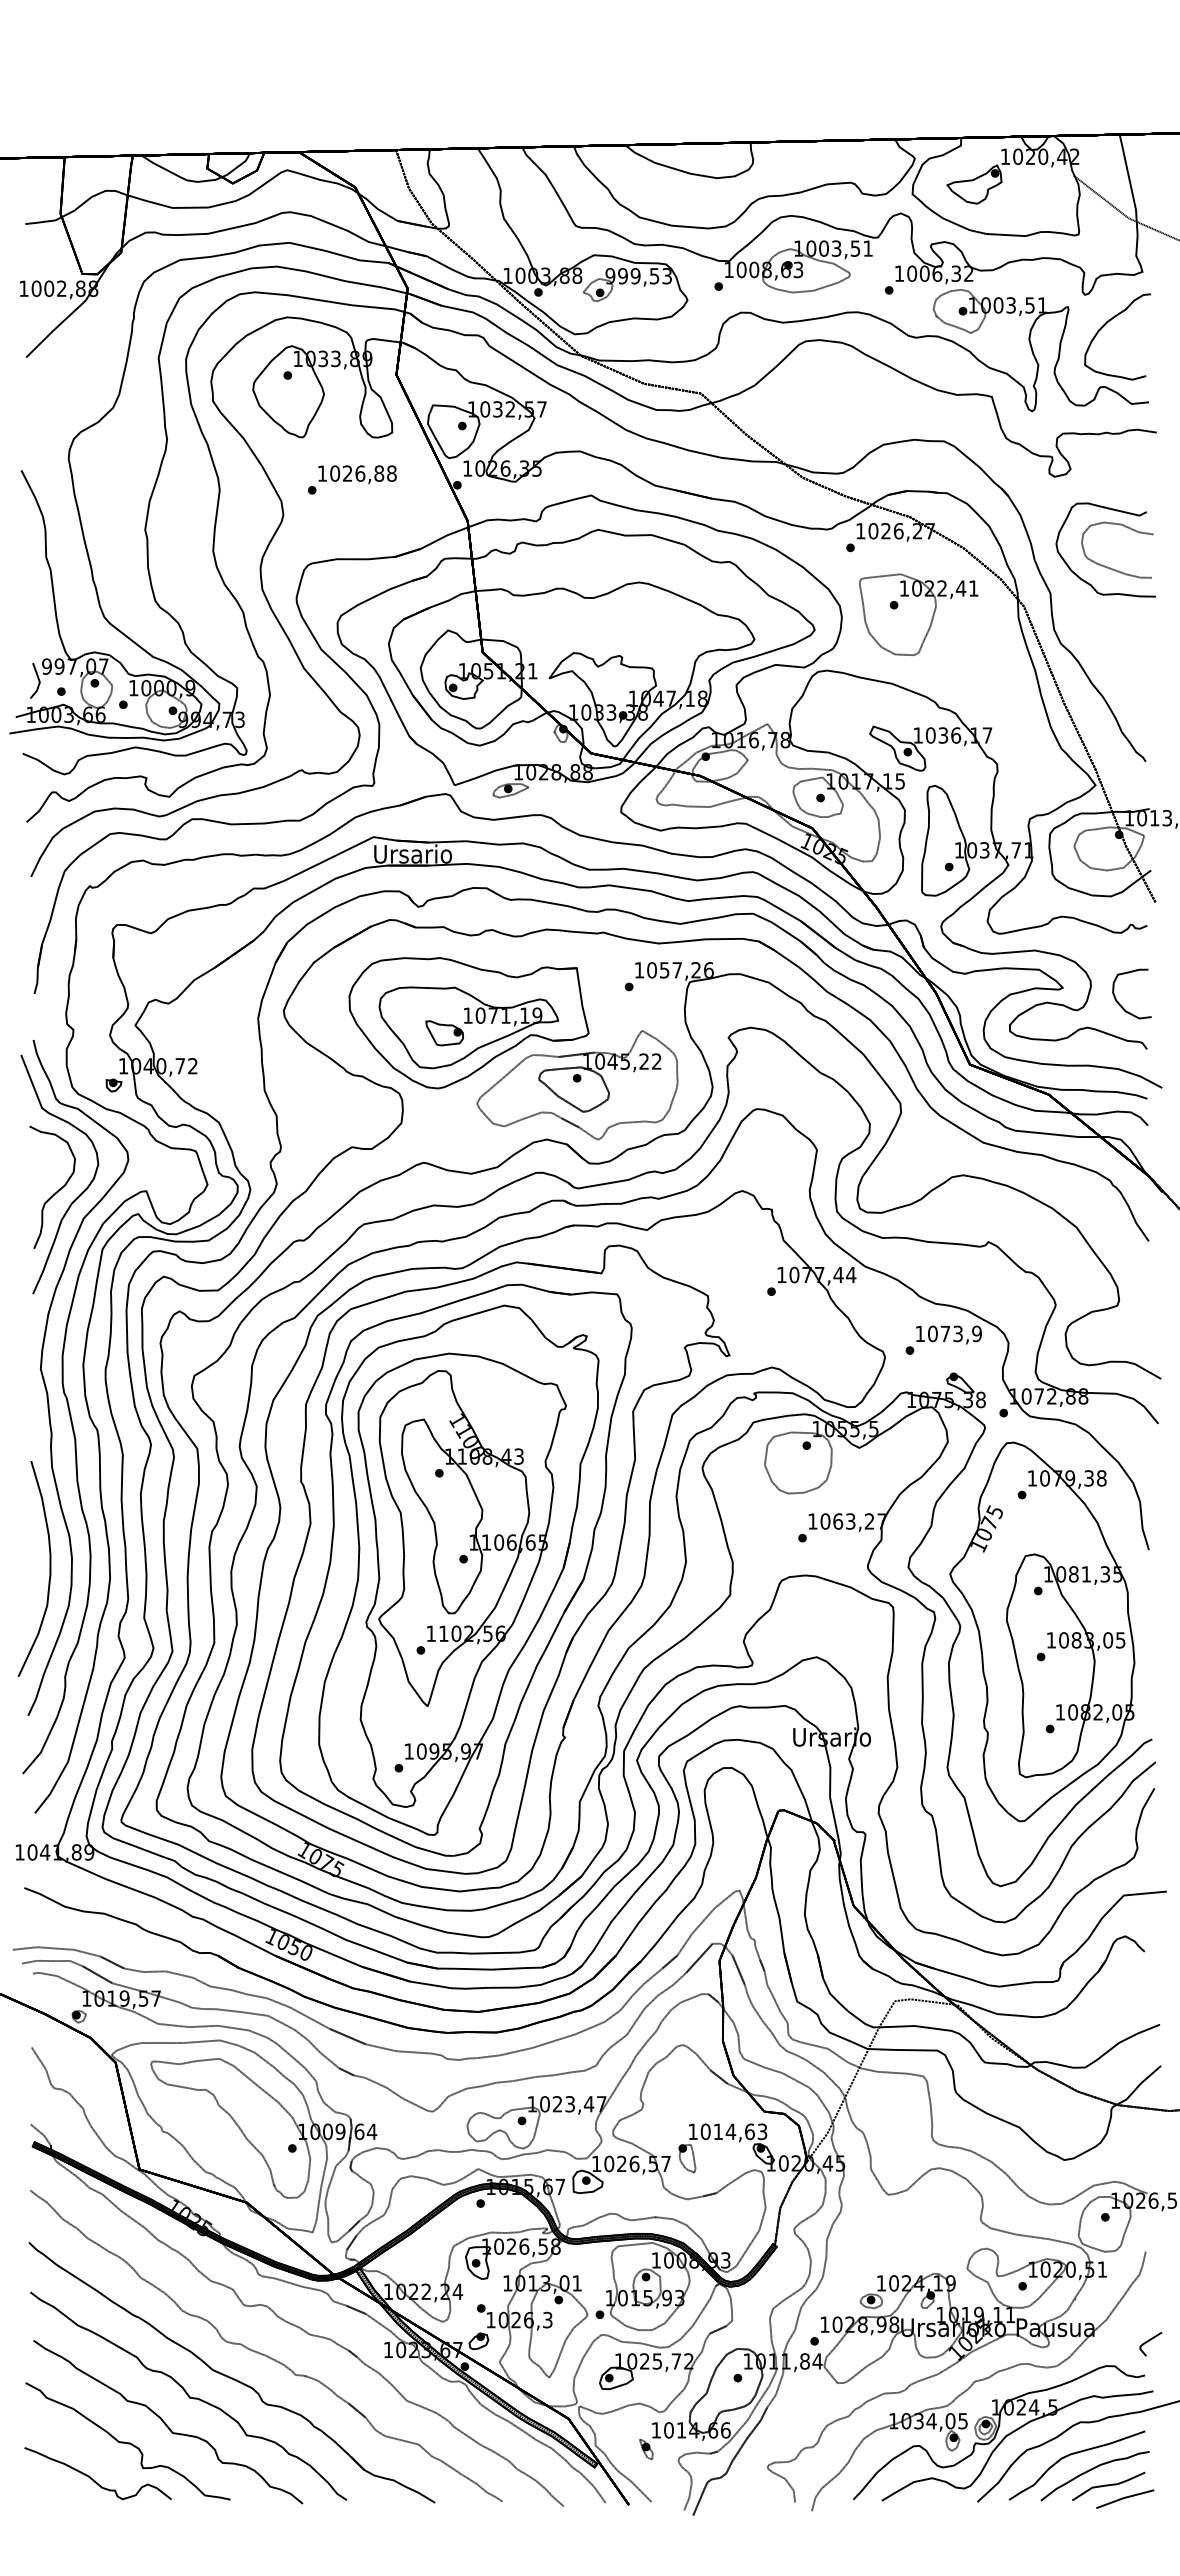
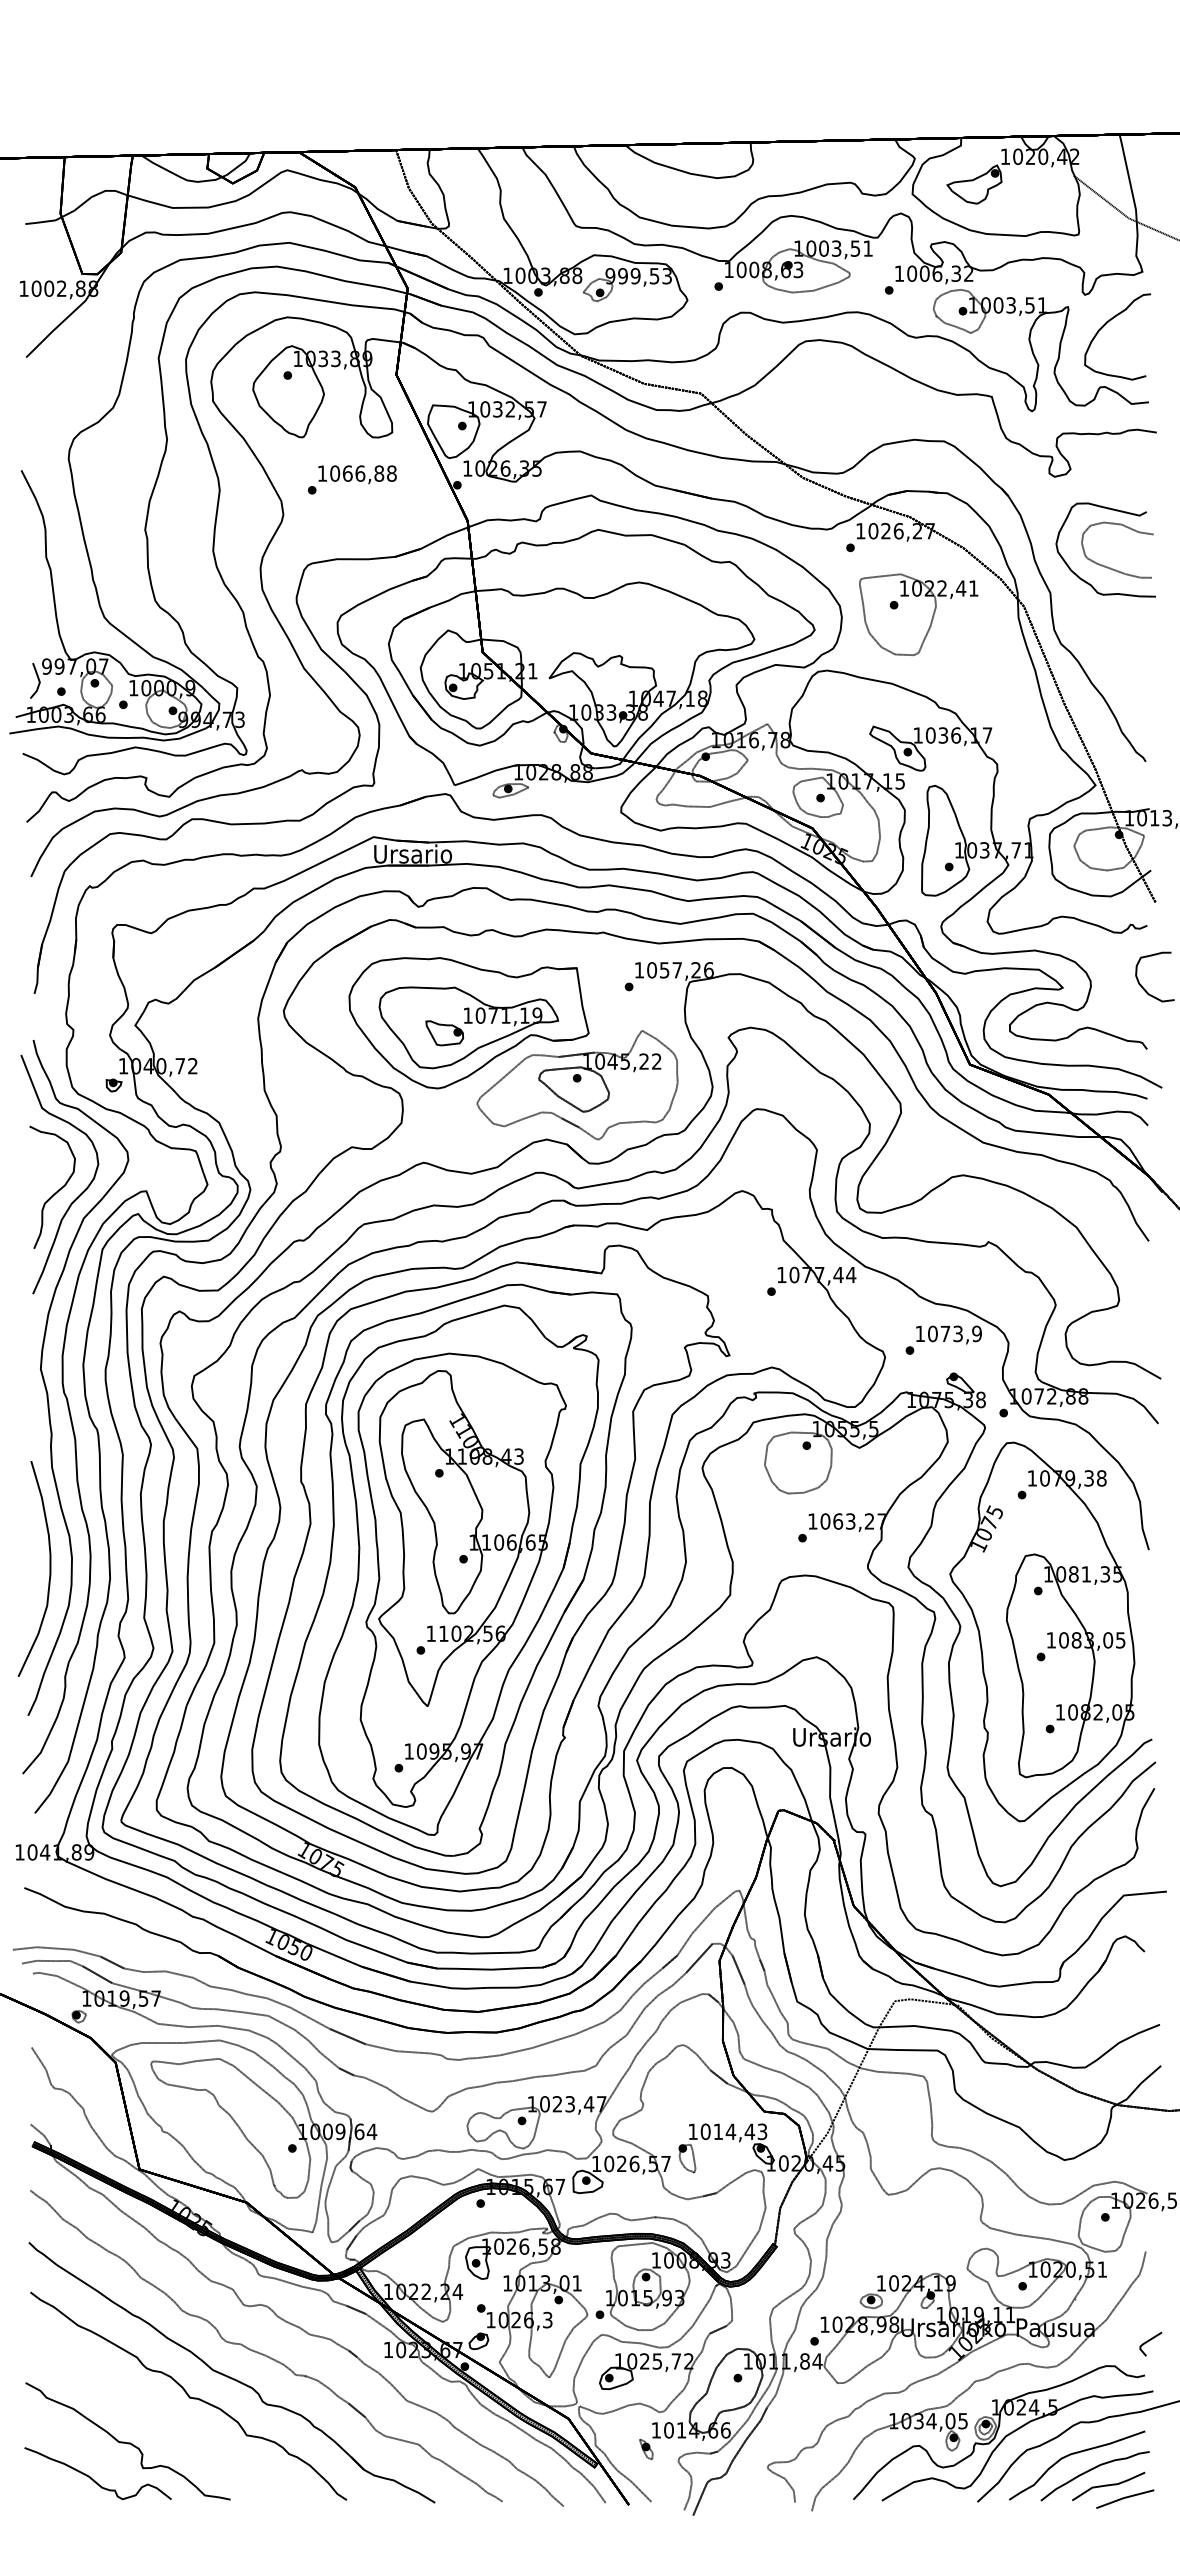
text: 1026,88 -> 1066,88 (347, 473)
part position: (1119, 1002) -> (1142, 985) (1142, 985)
text: 1014,63 -> 1014,43 (749, 2131)
part: present -> none (168, 2422)
